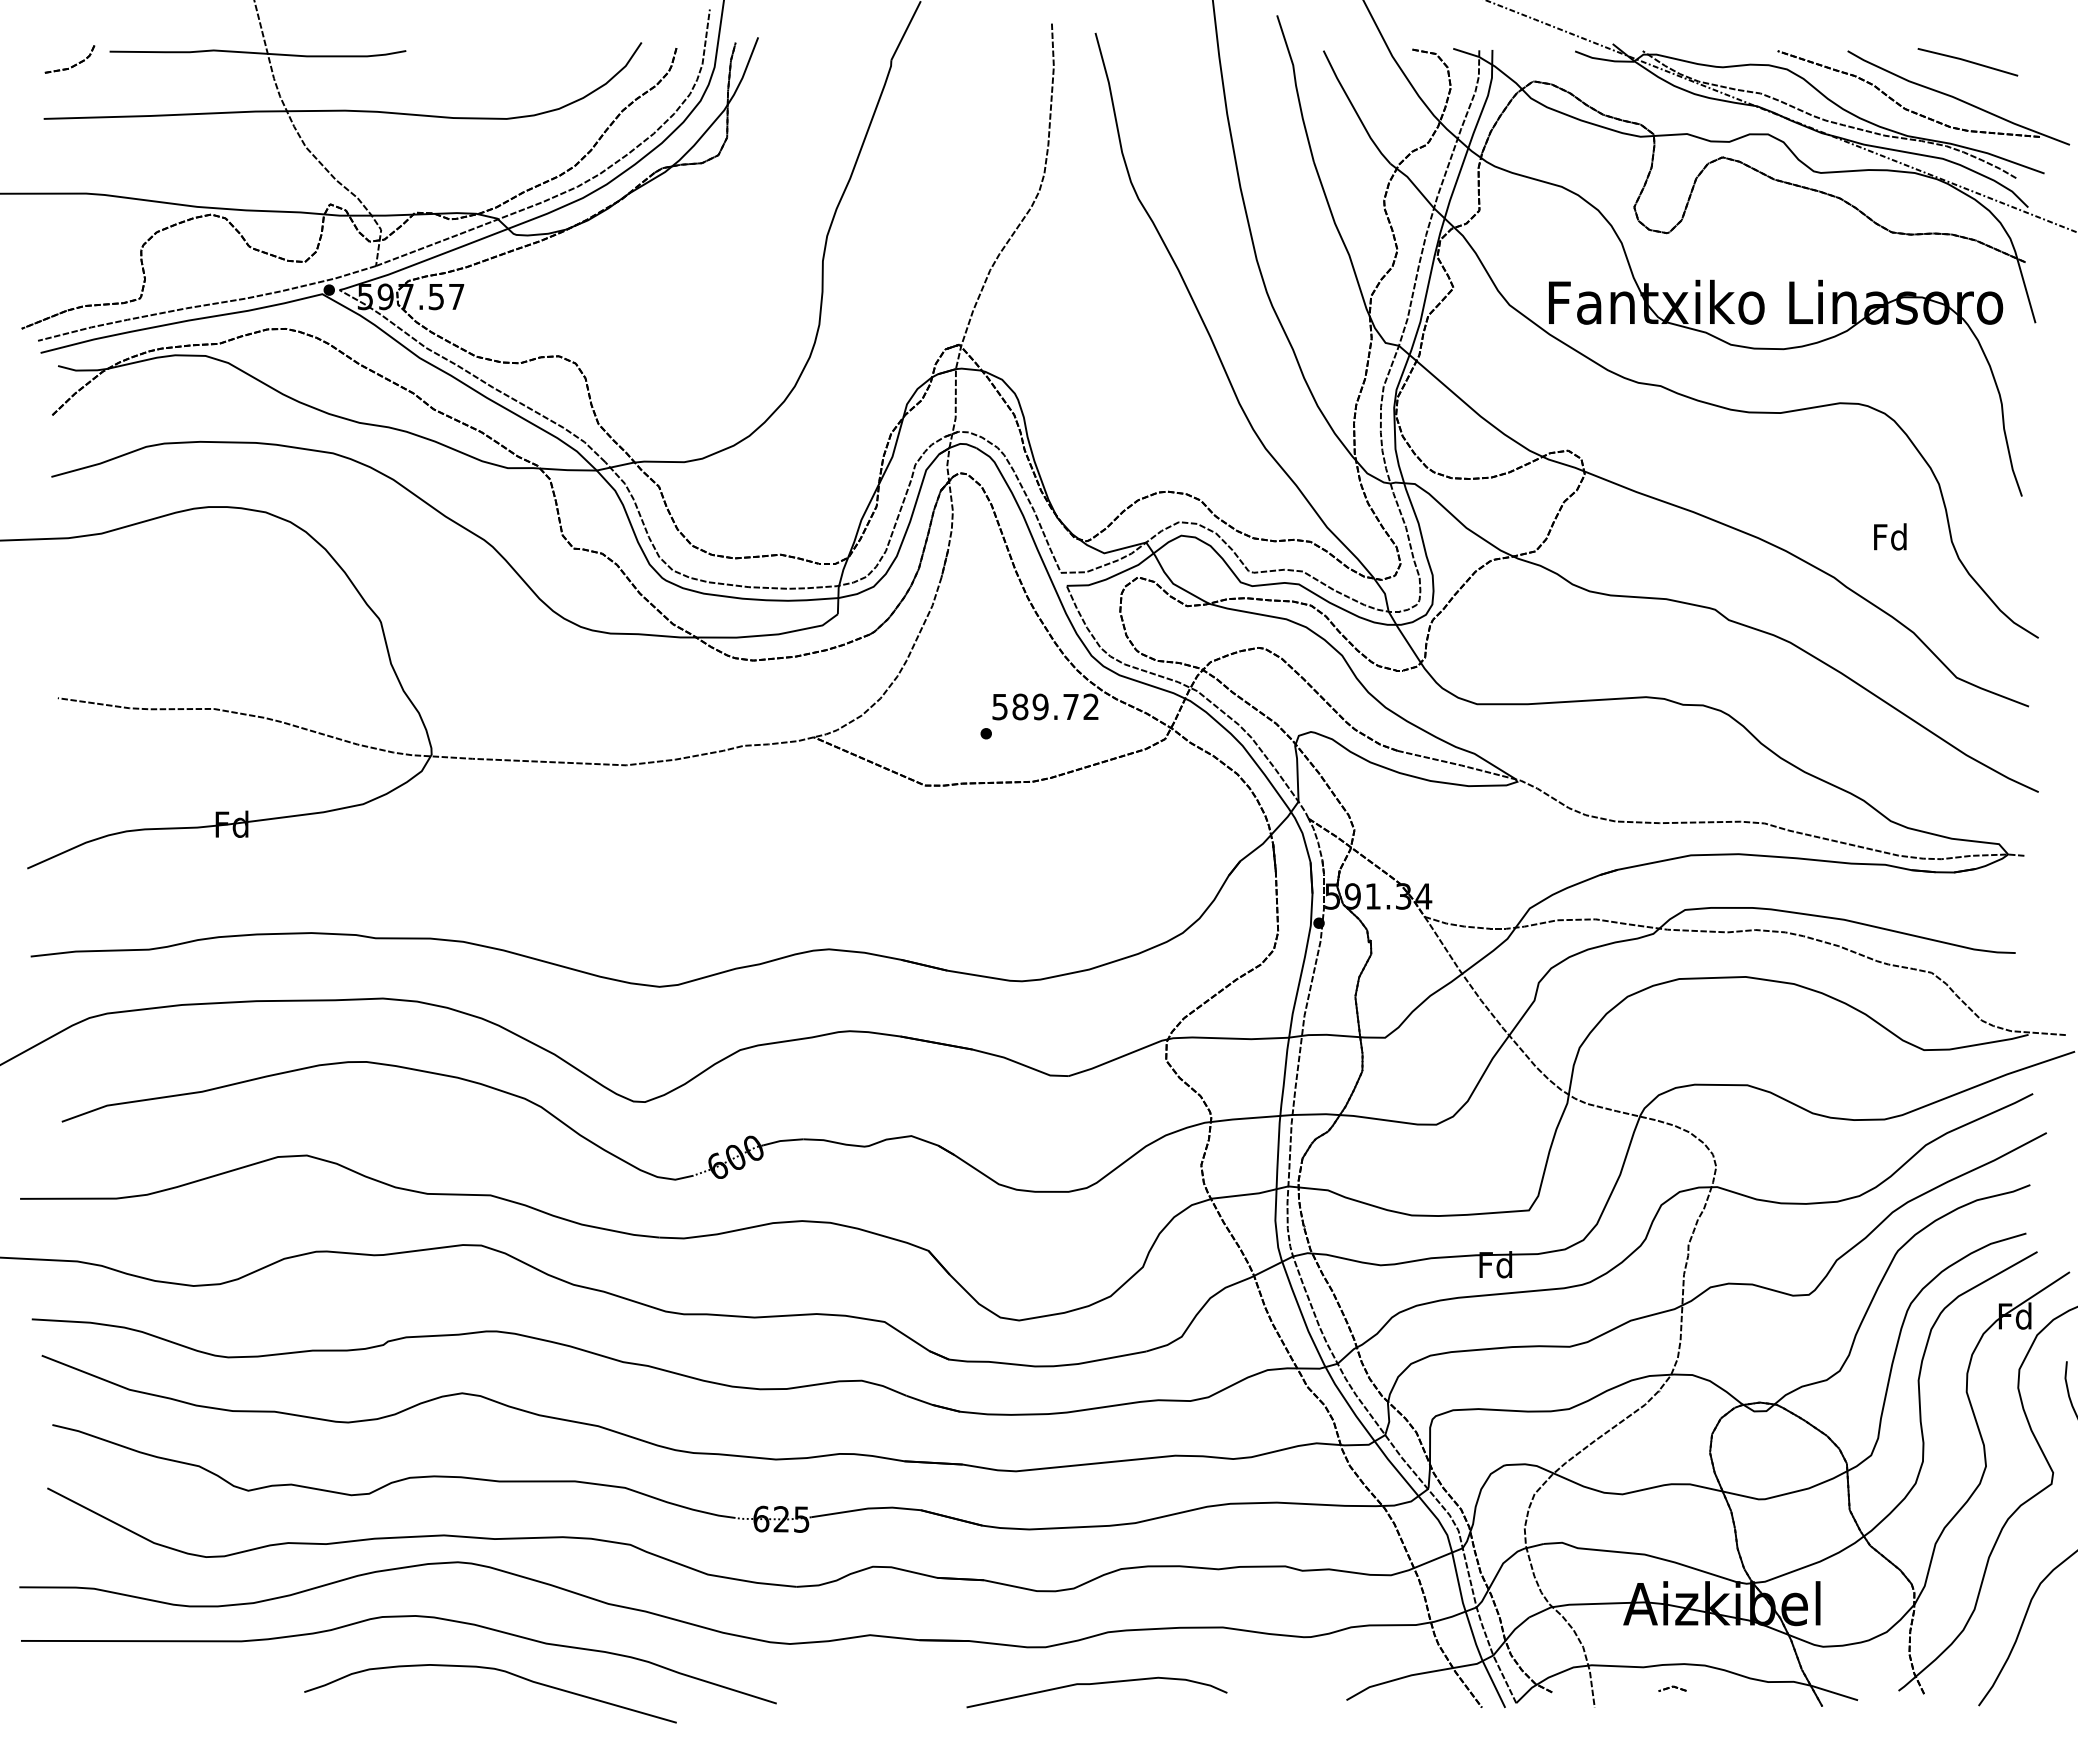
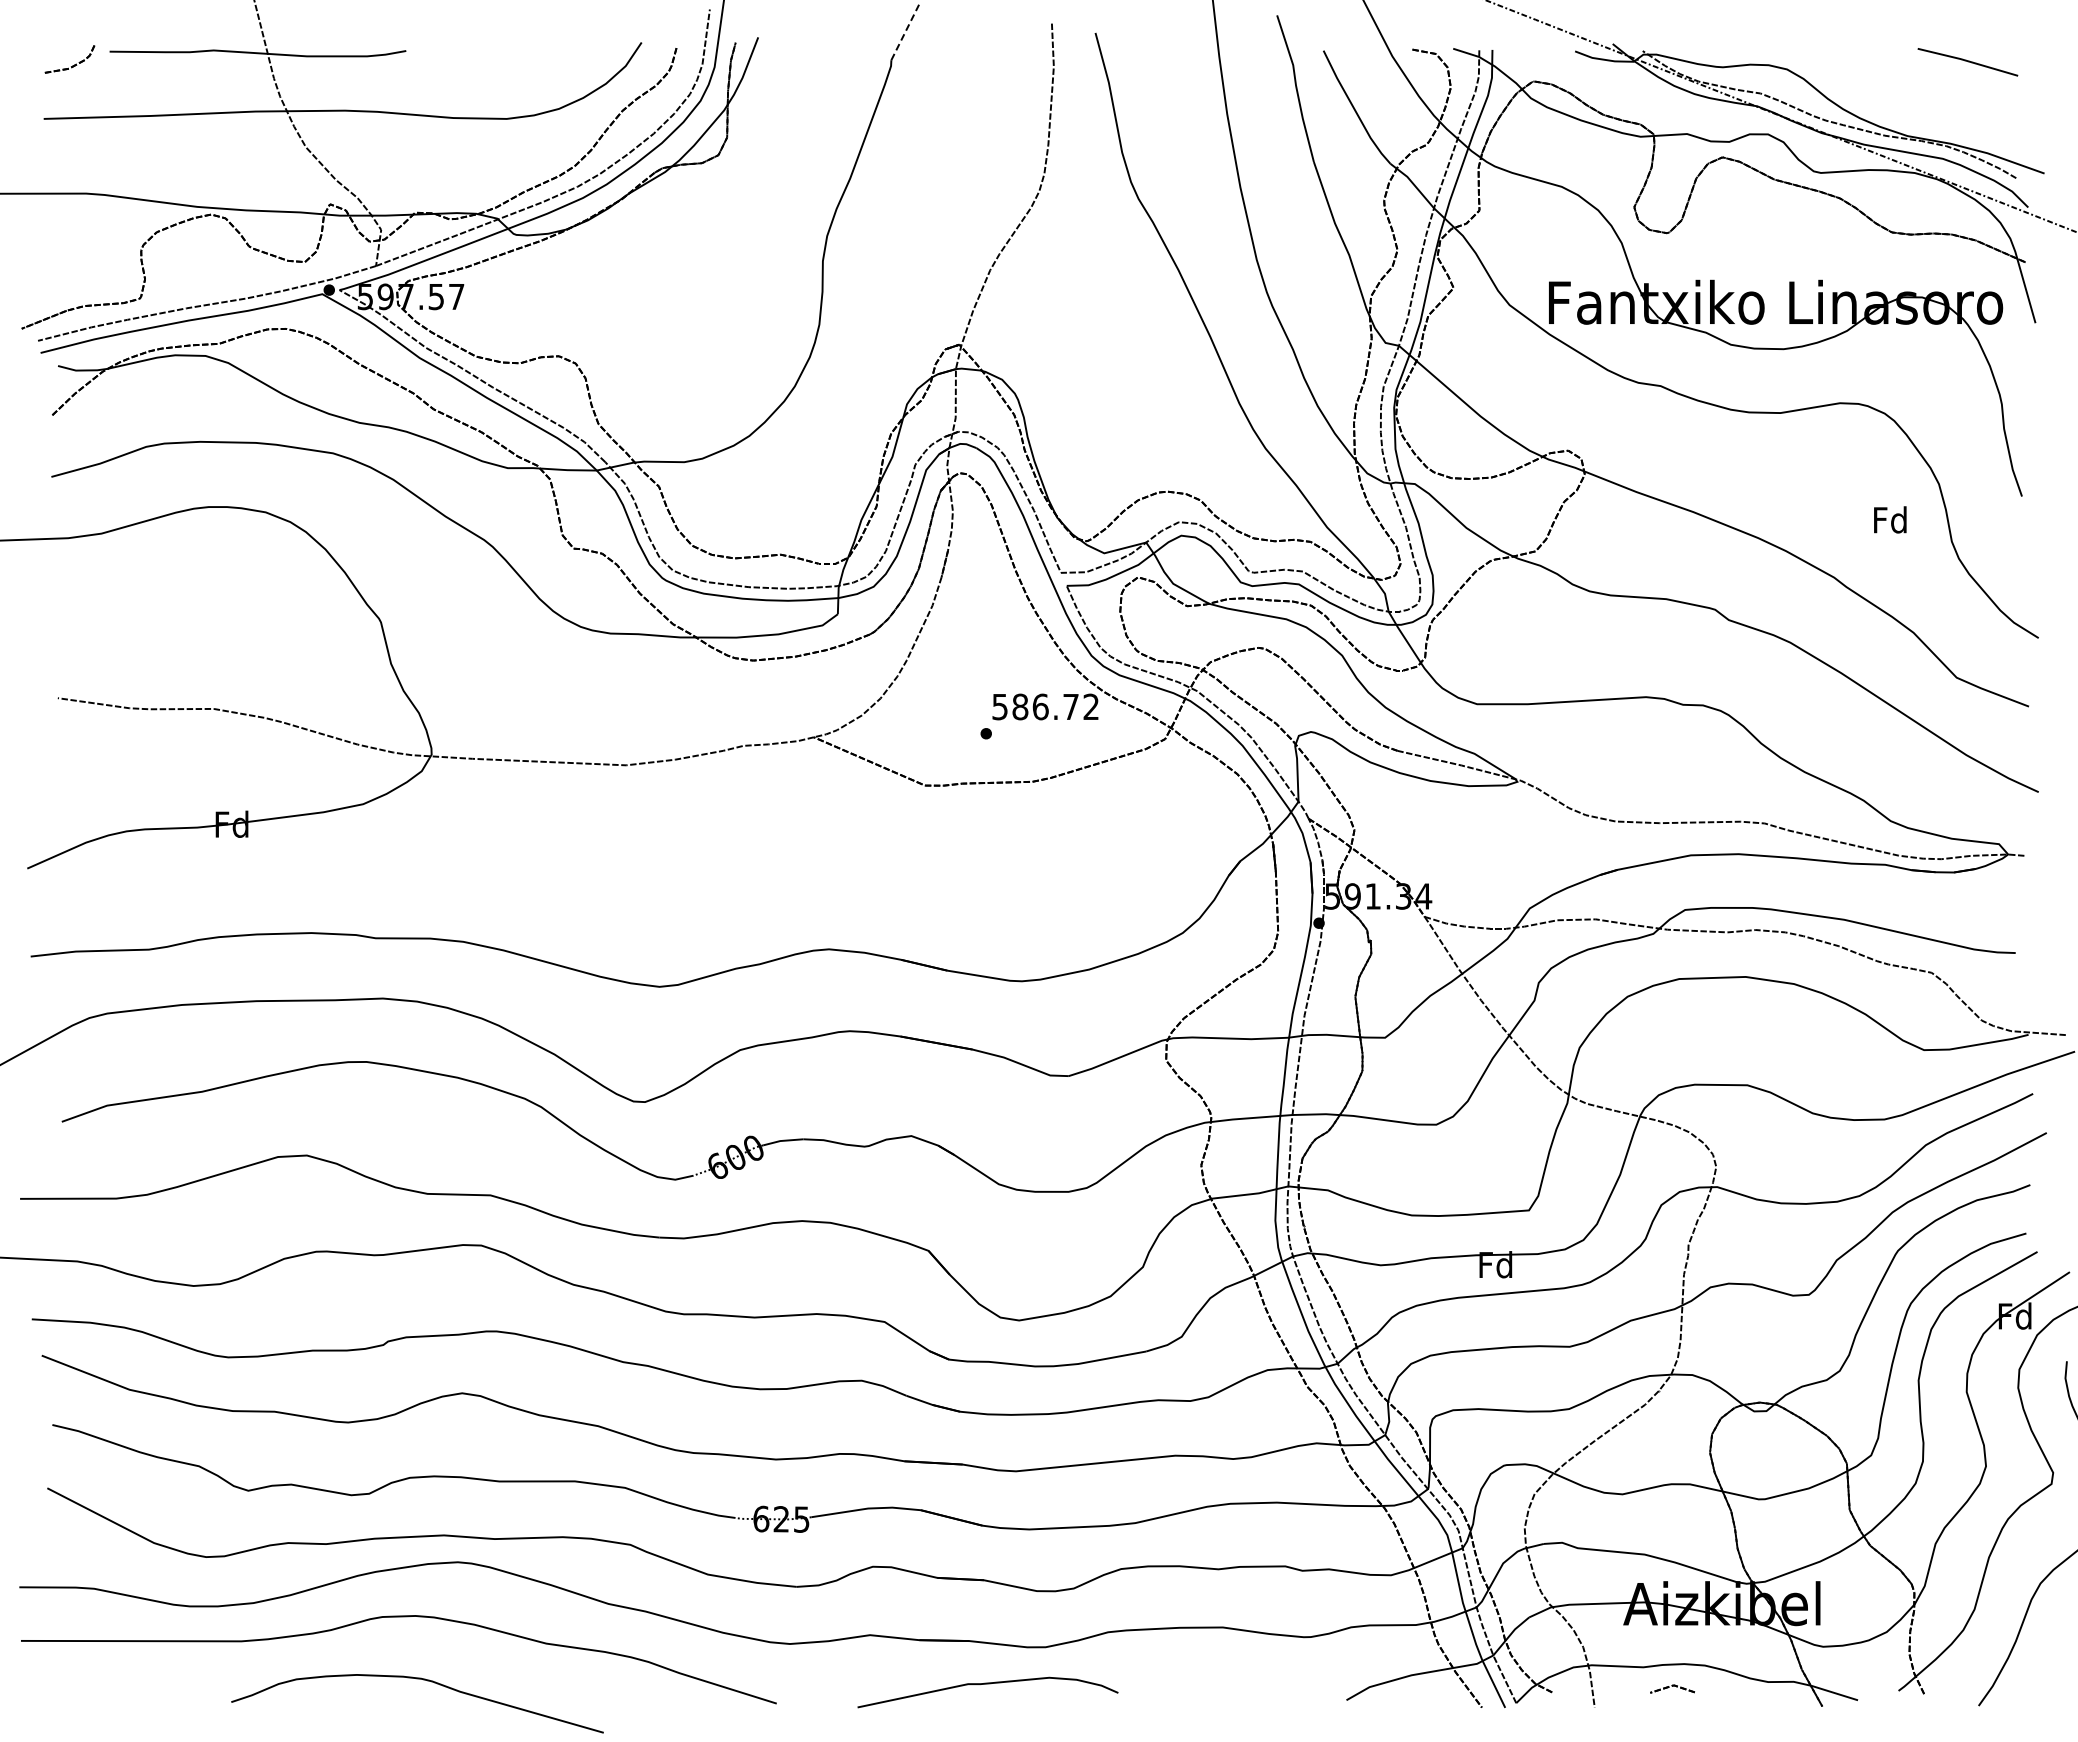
line: solid -> dashed (906, 30)
part: present -> none (1925, 88)
text position: (1890, 536) -> (1890, 519) (1890, 519)
text: 589.72 -> 586.72 (1040, 706)
curve position: (496, 1670) -> (423, 1680) (423, 1680)
curve position: (1096, 1684) -> (987, 1684) (987, 1684)
part size: 29x7 px -> 46x10 px (1672, 1688)
